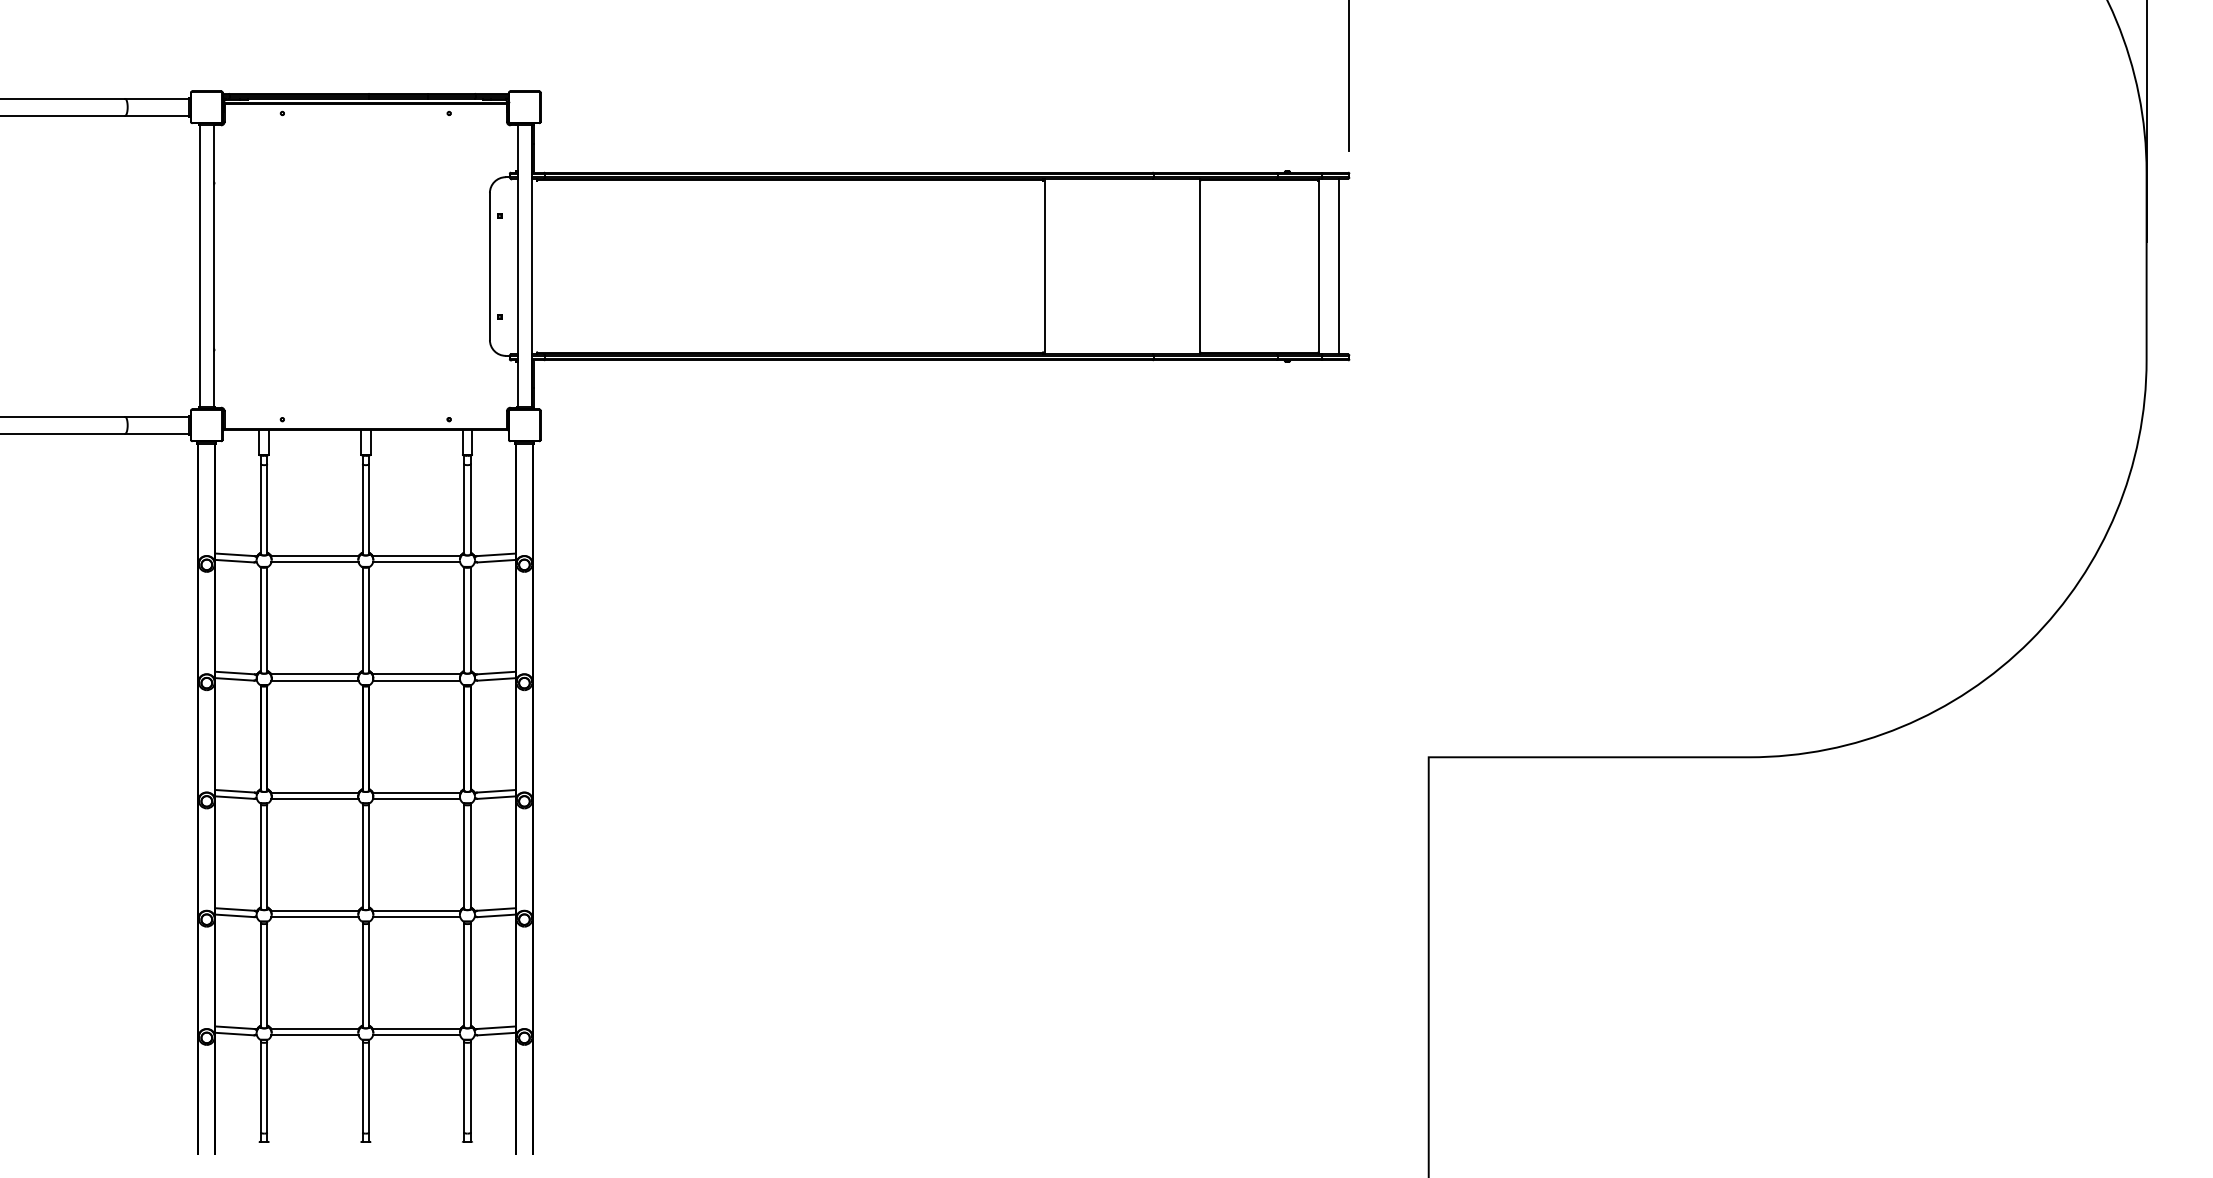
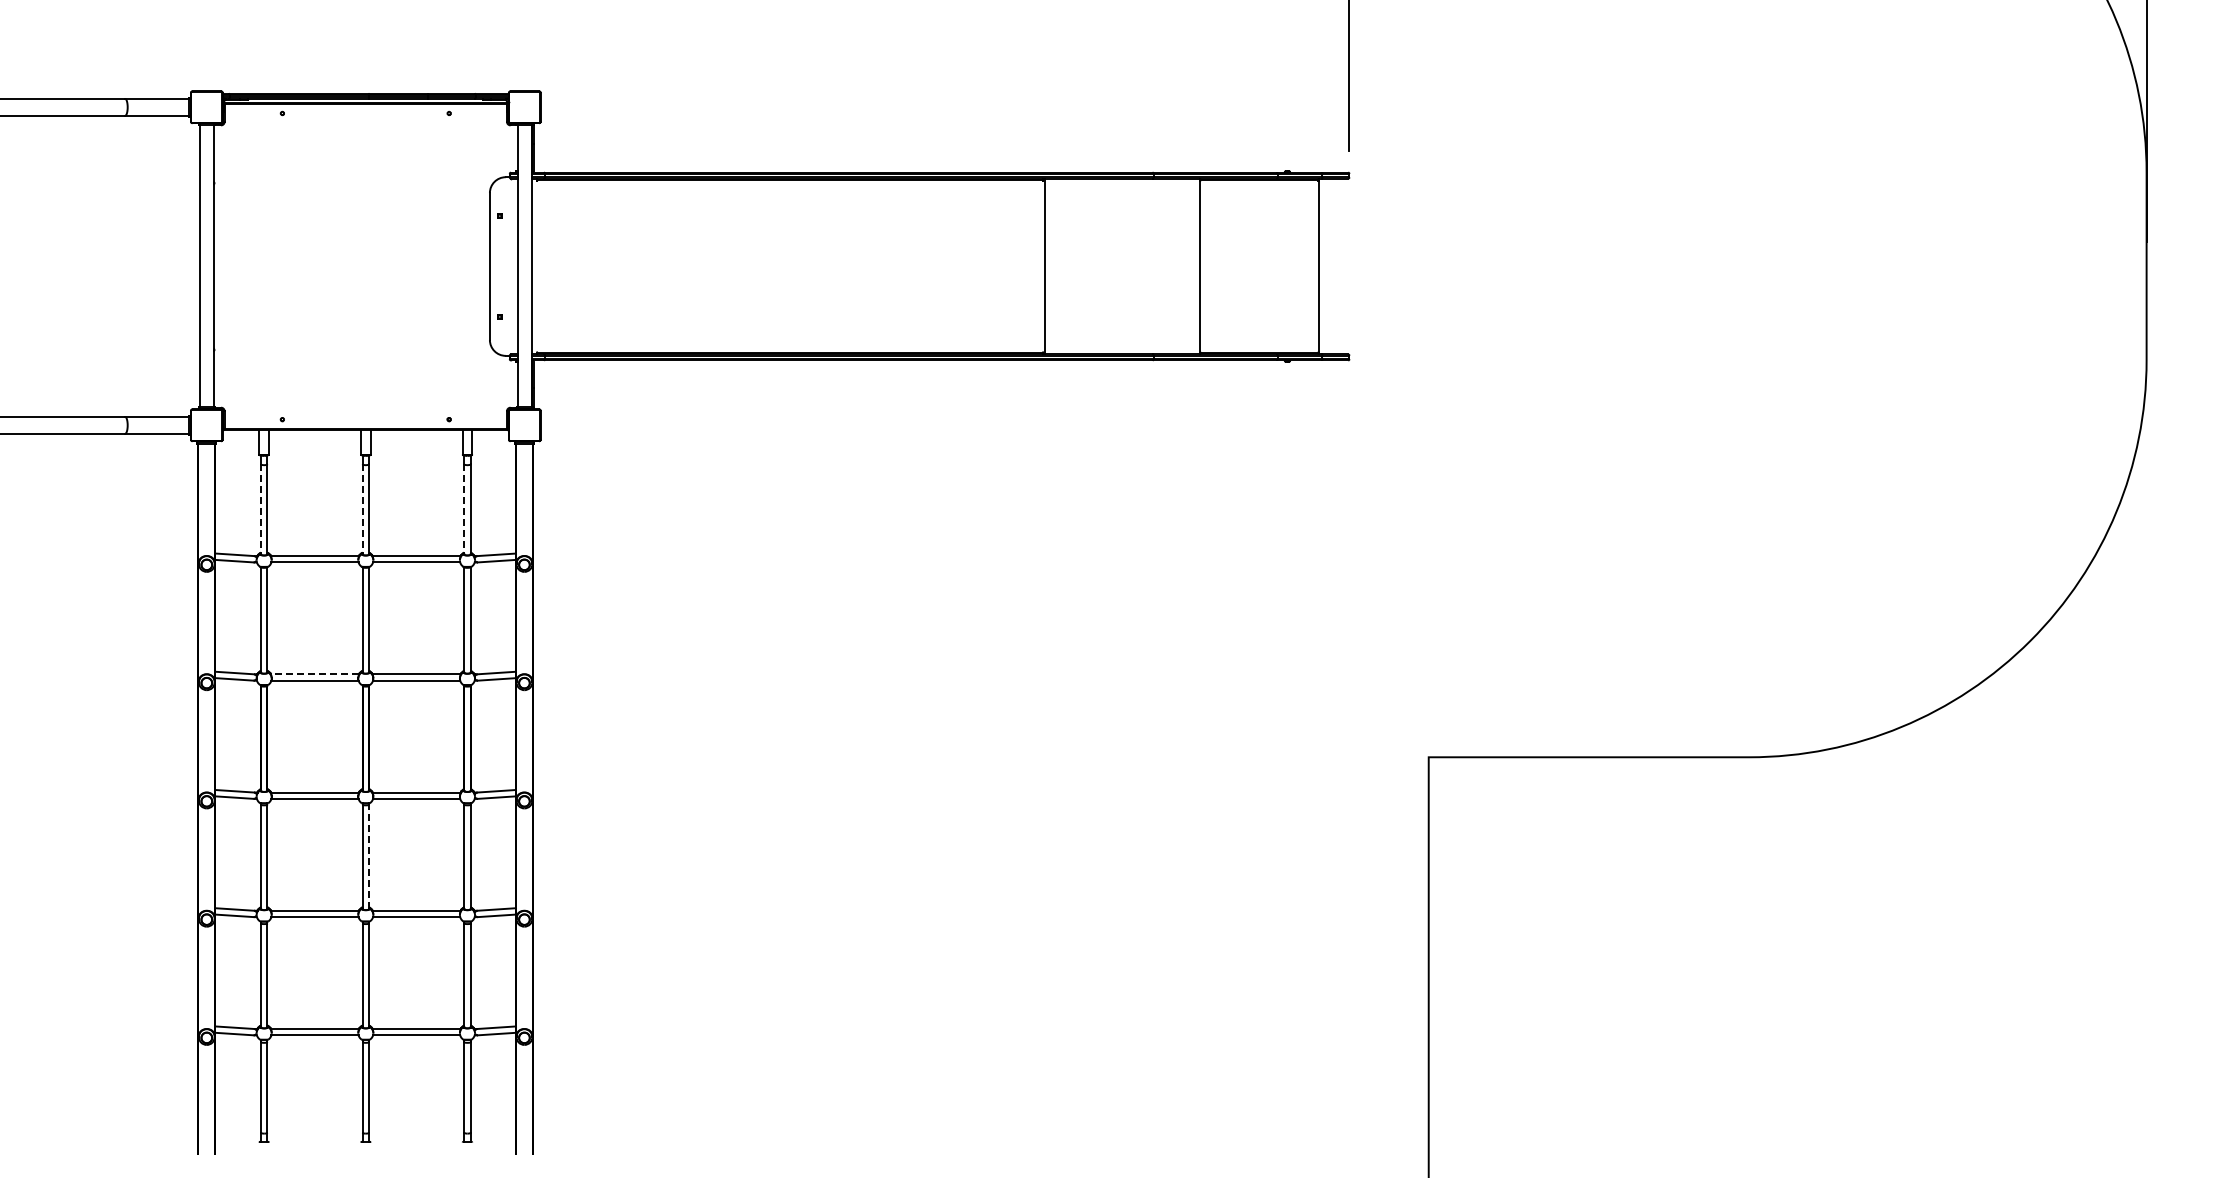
line: present -> none (1339, 266)
line: solid -> dashed (261, 510)
line: solid -> dashed (362, 510)
line: solid -> dashed (464, 510)
line: solid -> dashed (314, 674)
line: solid -> dashed (369, 856)
